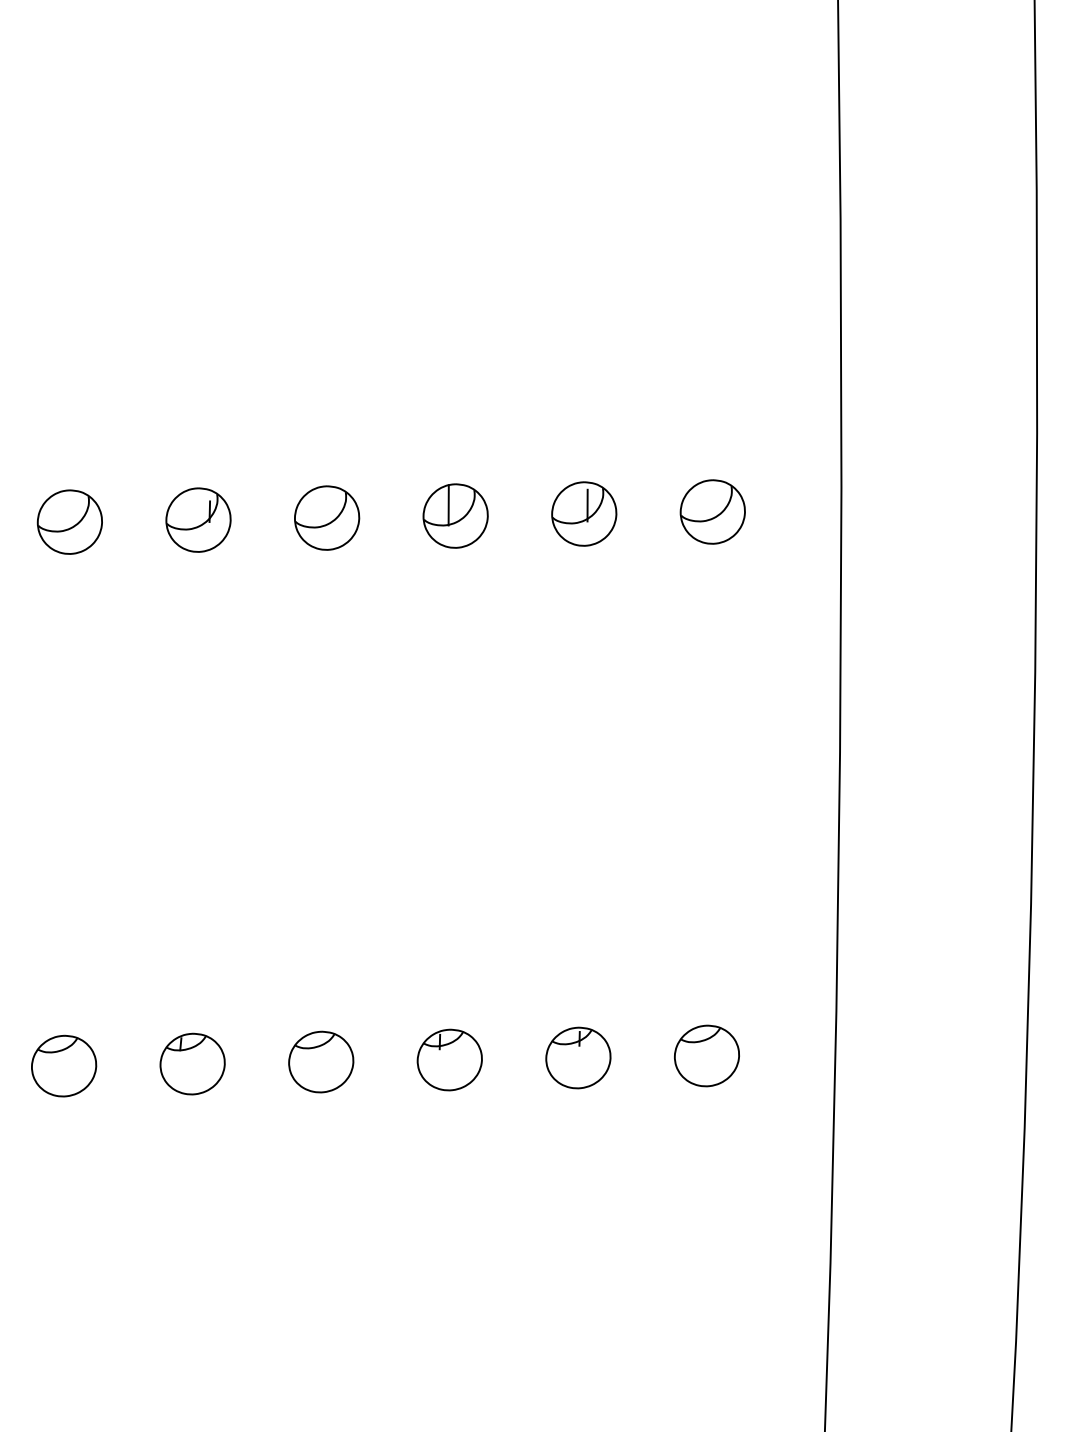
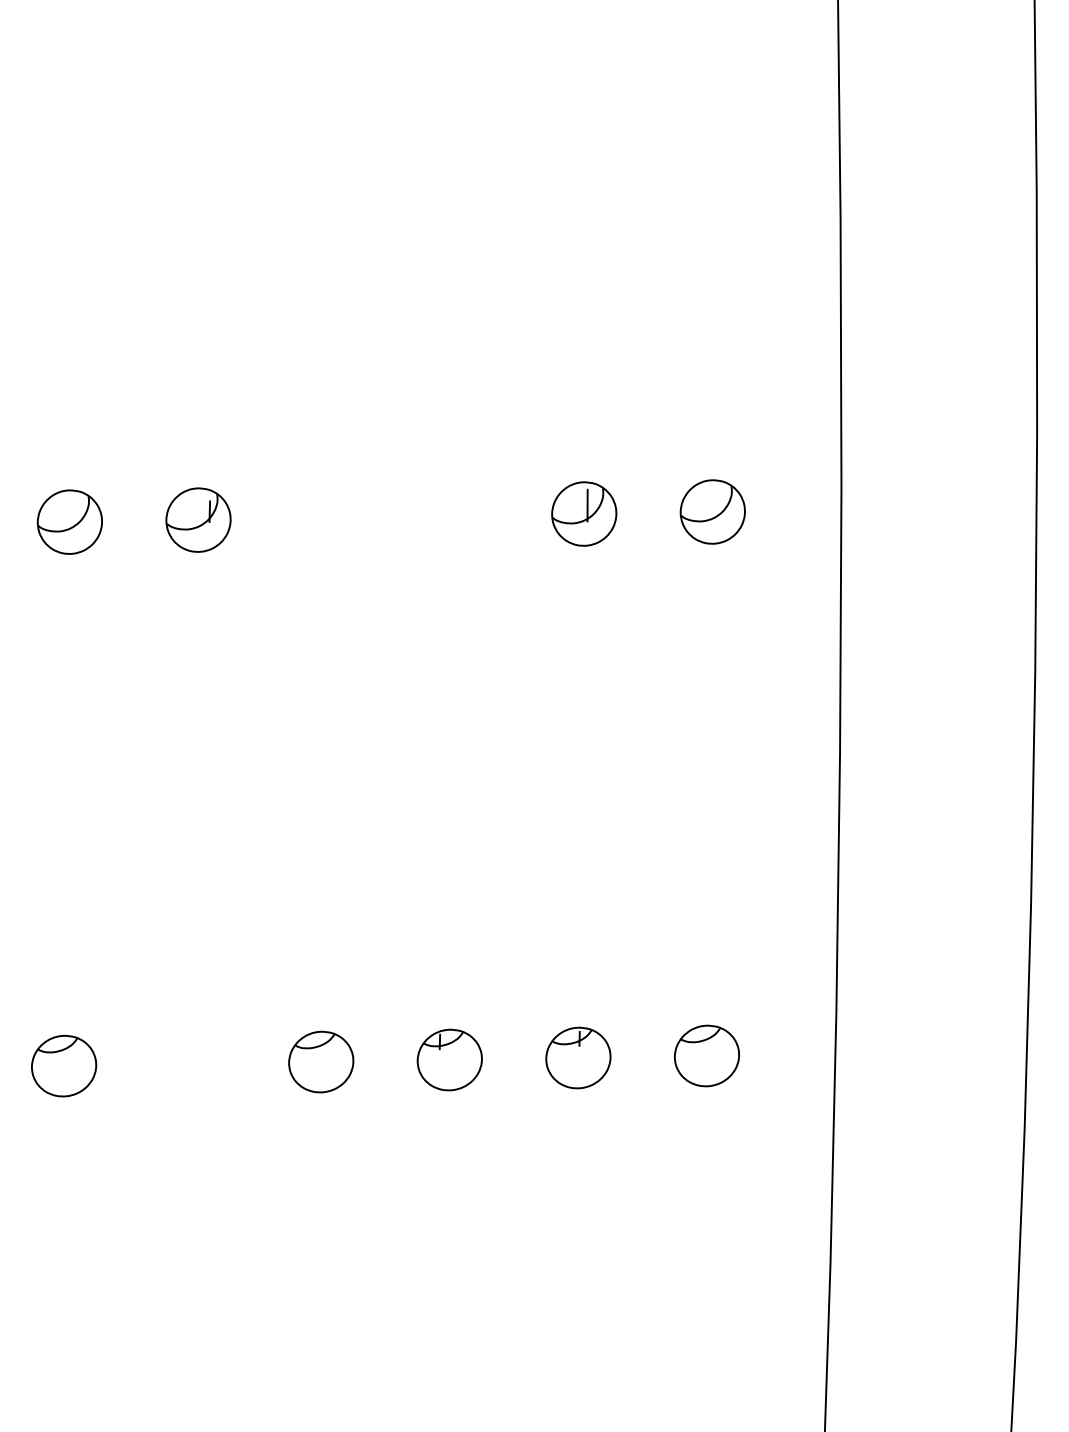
part: present -> none (455, 515)
part: present -> none (327, 517)
part: present -> none (192, 1063)
